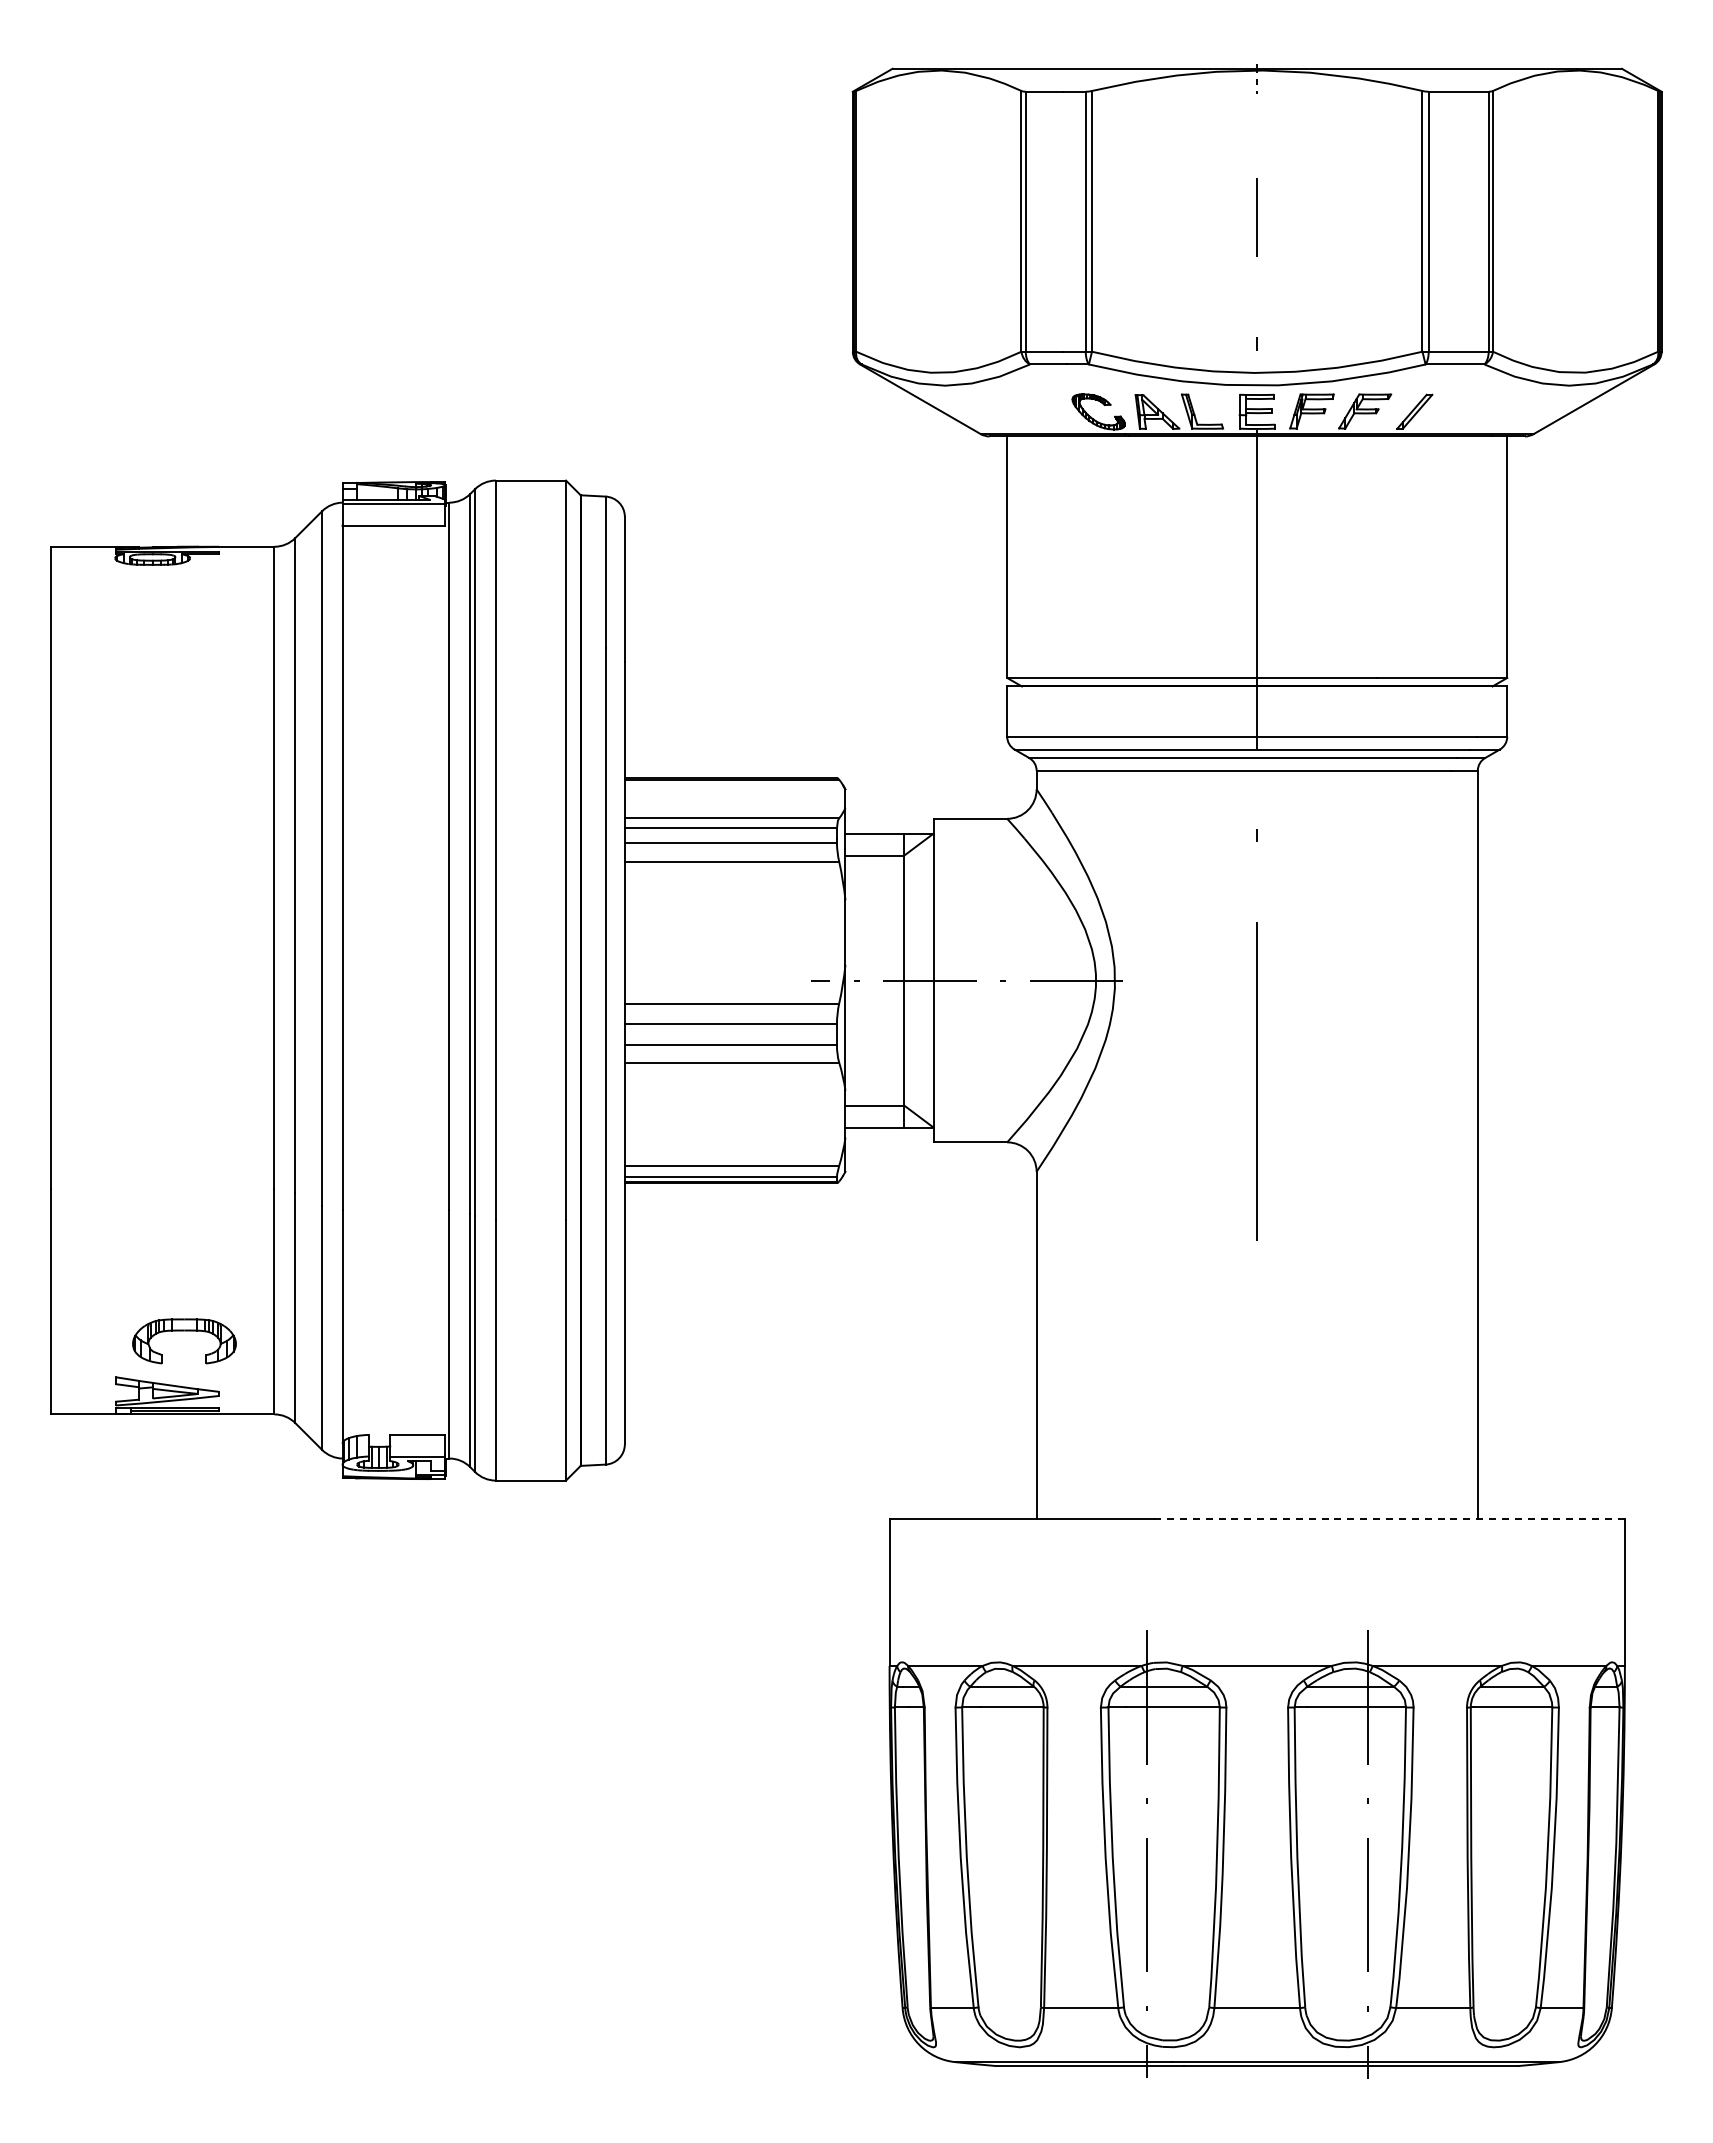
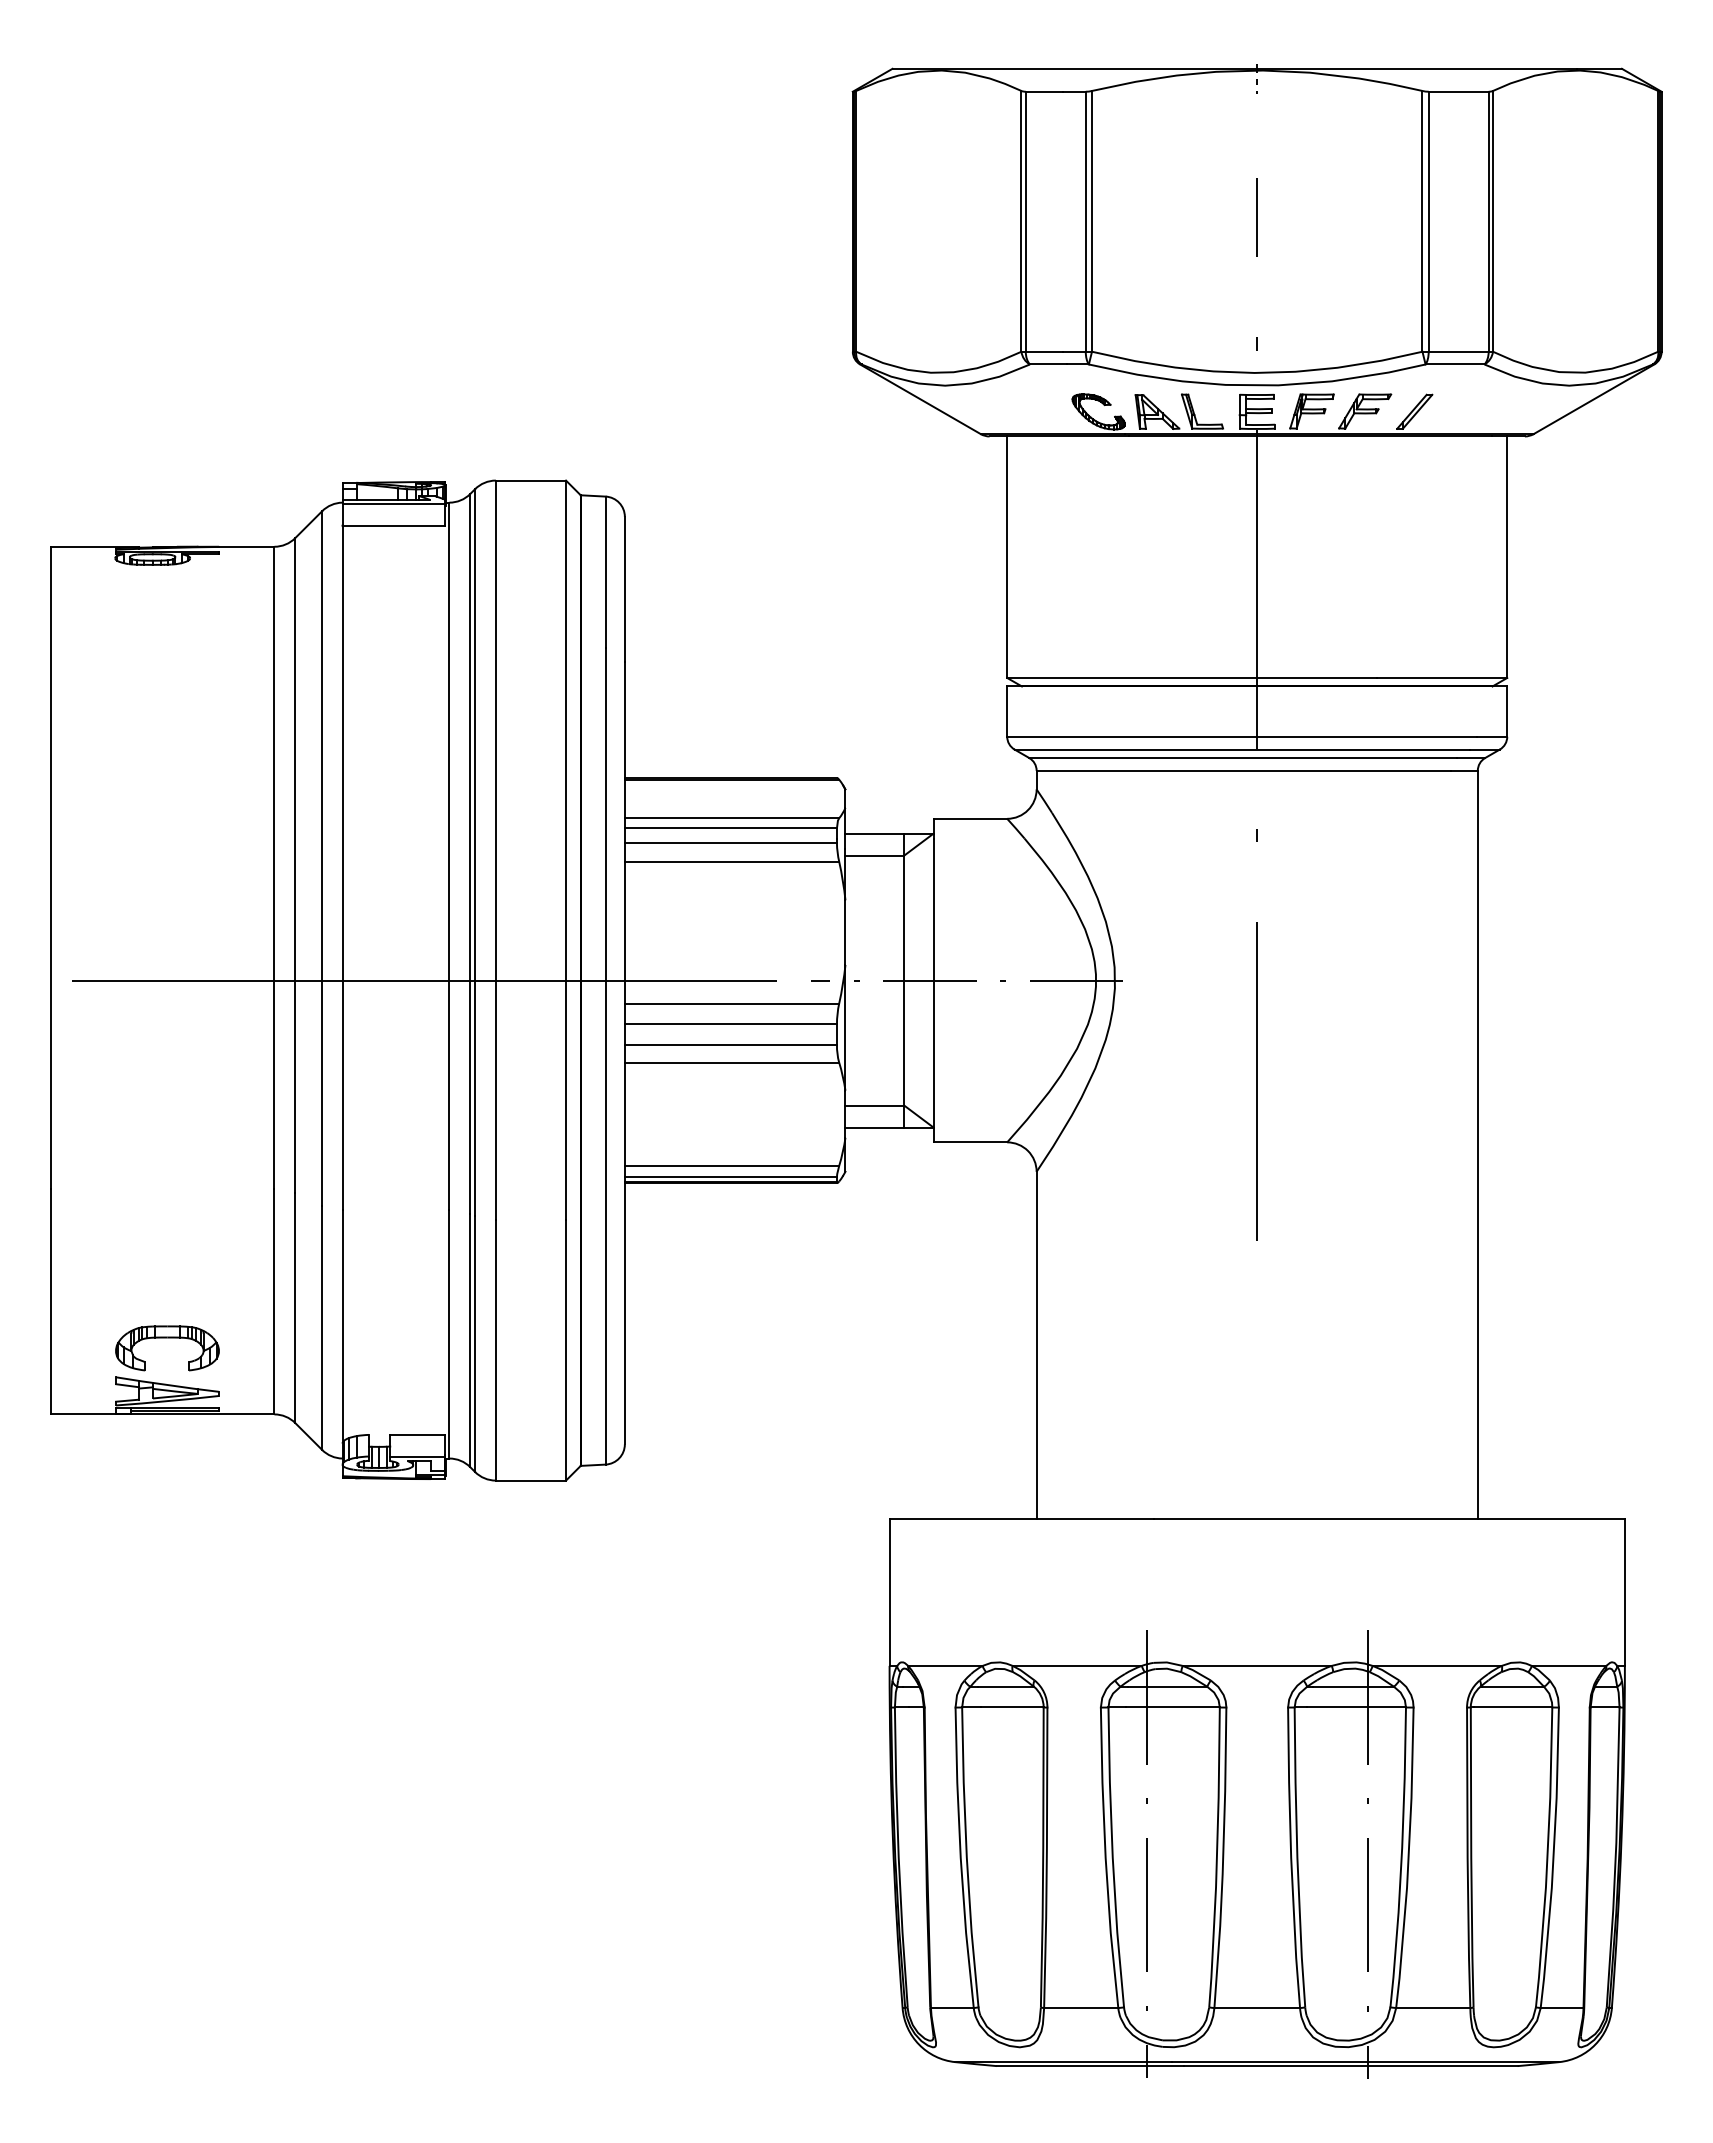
line: none -> present (389, 980)
part position: (184, 1331) -> (167, 1338) (167, 1338)
line: dashed -> solid (1389, 1518)
